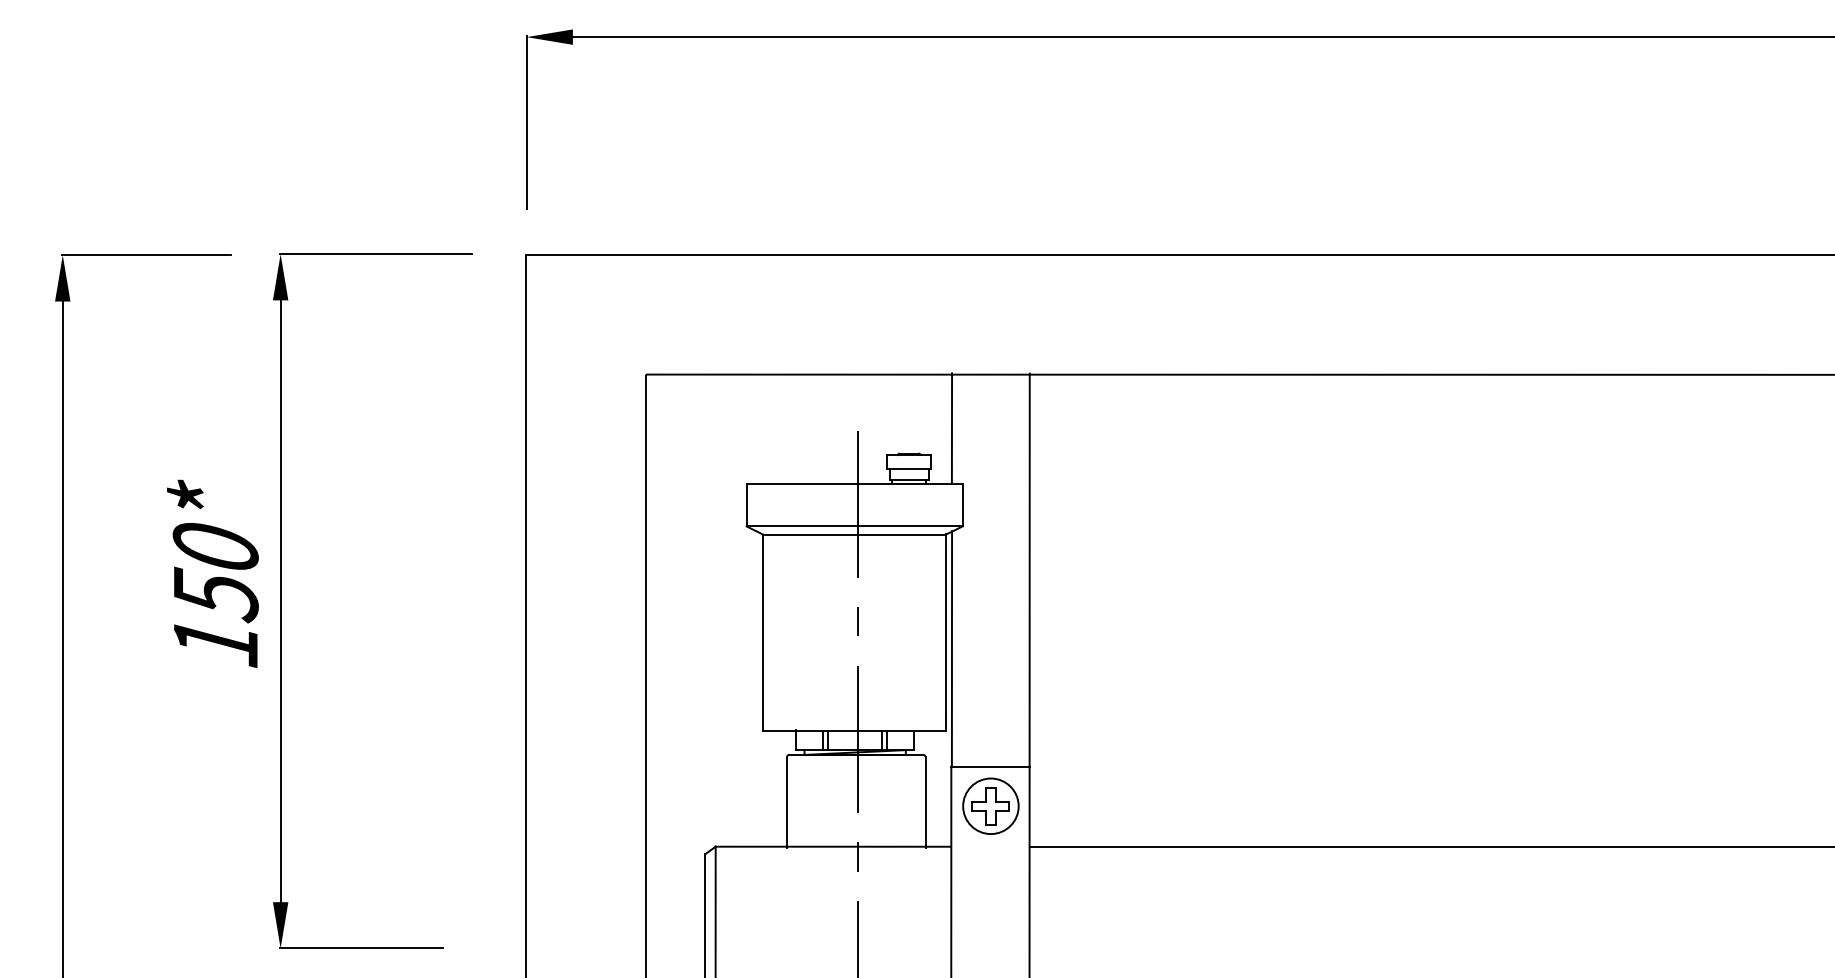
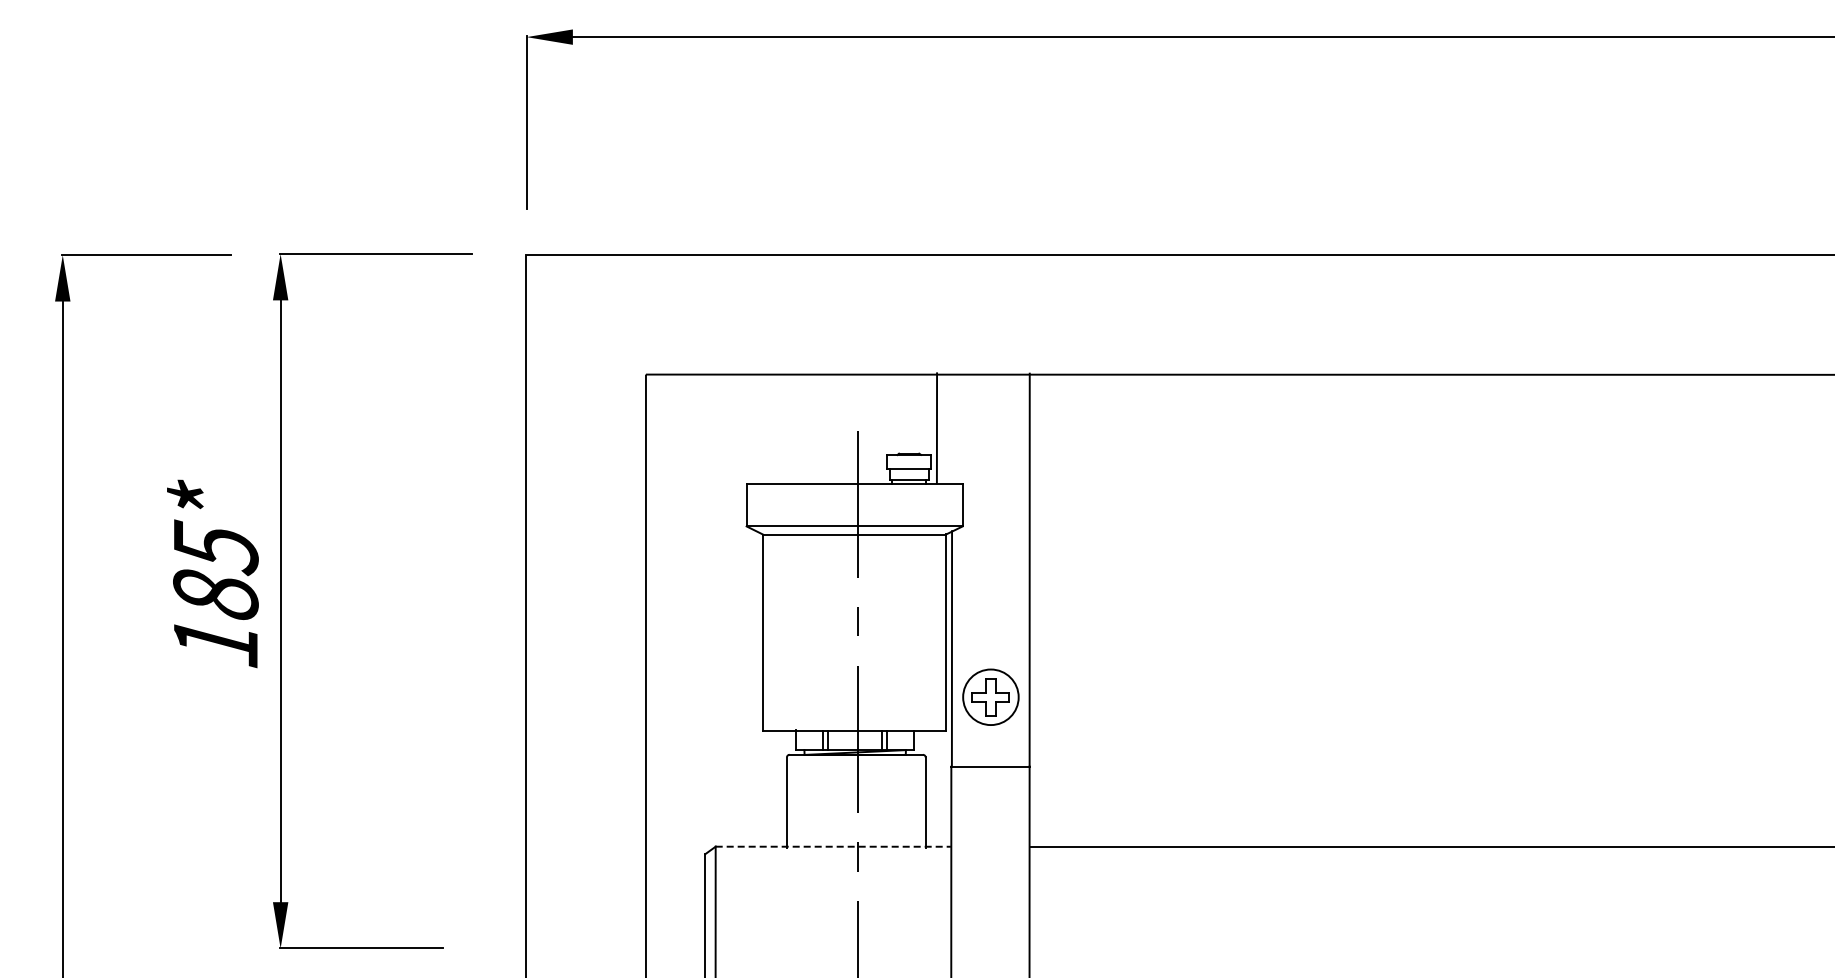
line position: (951, 428) -> (936, 428) (936, 428)
text: 150* -> 185* (215, 571)
part position: (990, 805) -> (990, 696) (990, 696)
line: solid -> dashed (833, 846)
